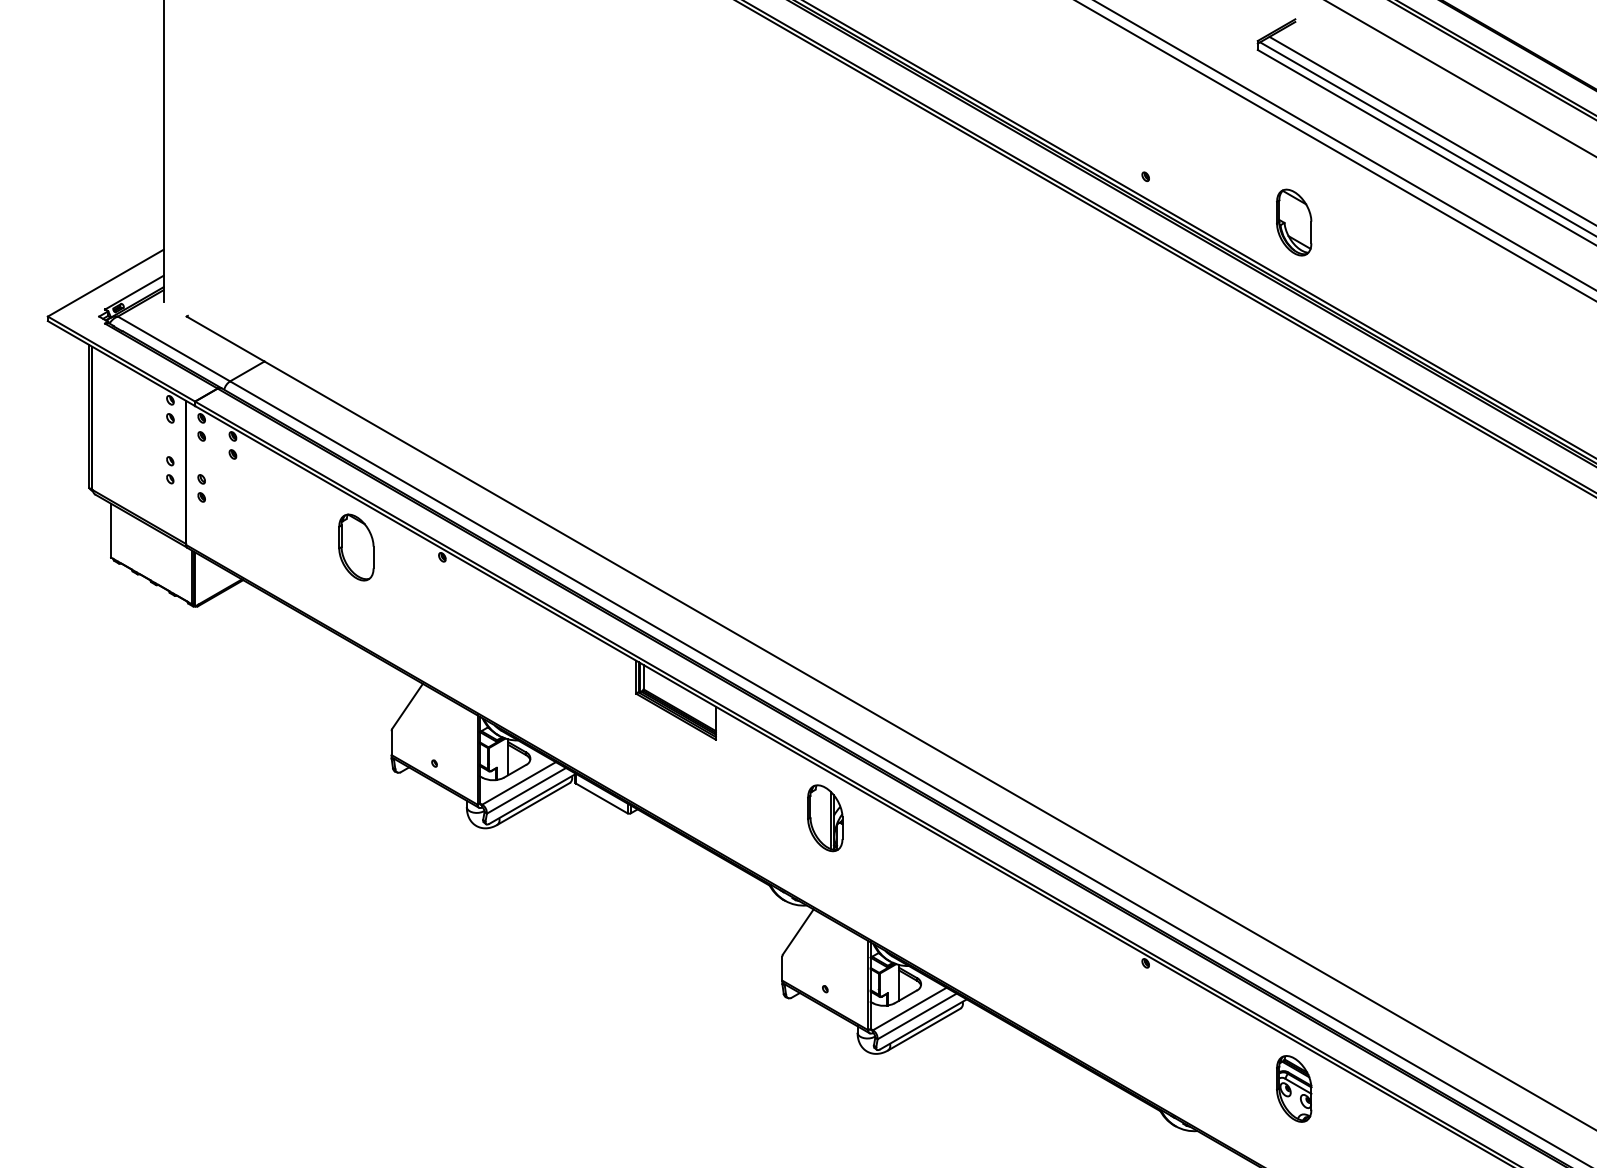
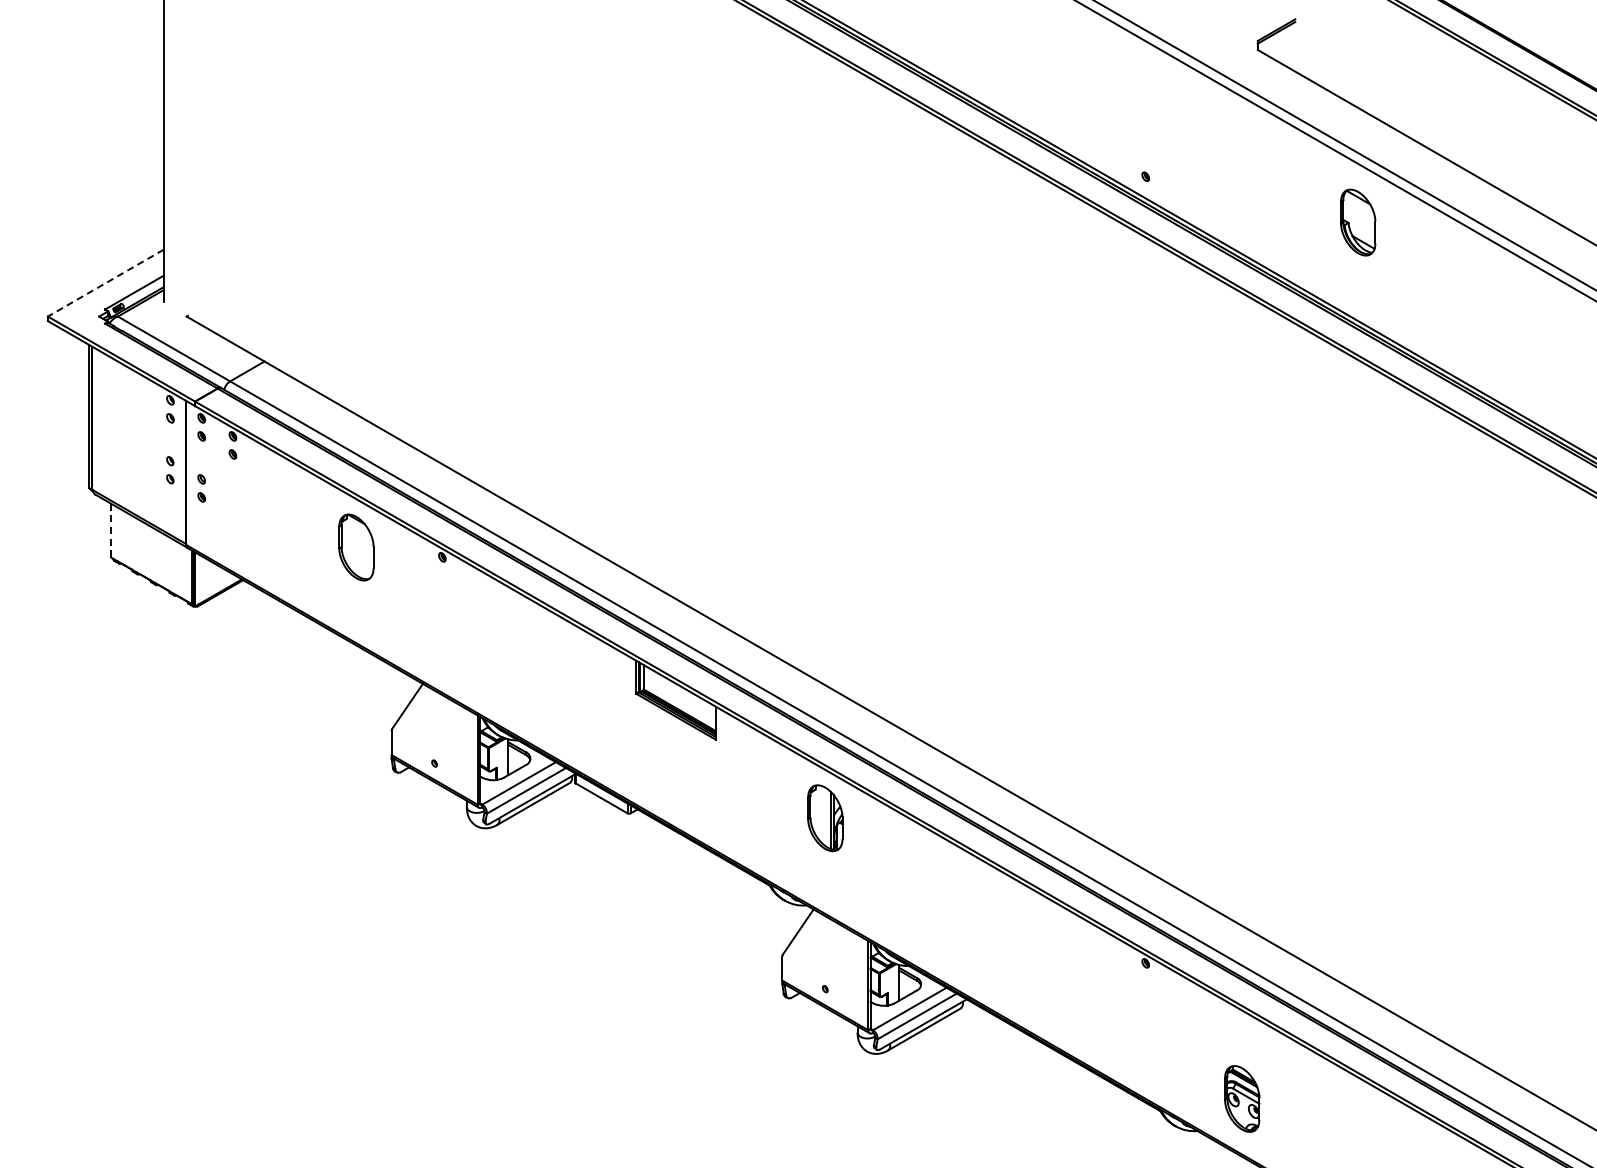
line: present -> none (1460, 78)
line: present -> none (1431, 129)
line: present -> none (1426, 138)
part position: (1294, 222) -> (1358, 222) (1358, 222)
line: solid -> dashed (105, 283)
line: solid -> dashed (111, 530)
part position: (1294, 1088) -> (1242, 1098) (1242, 1098)
